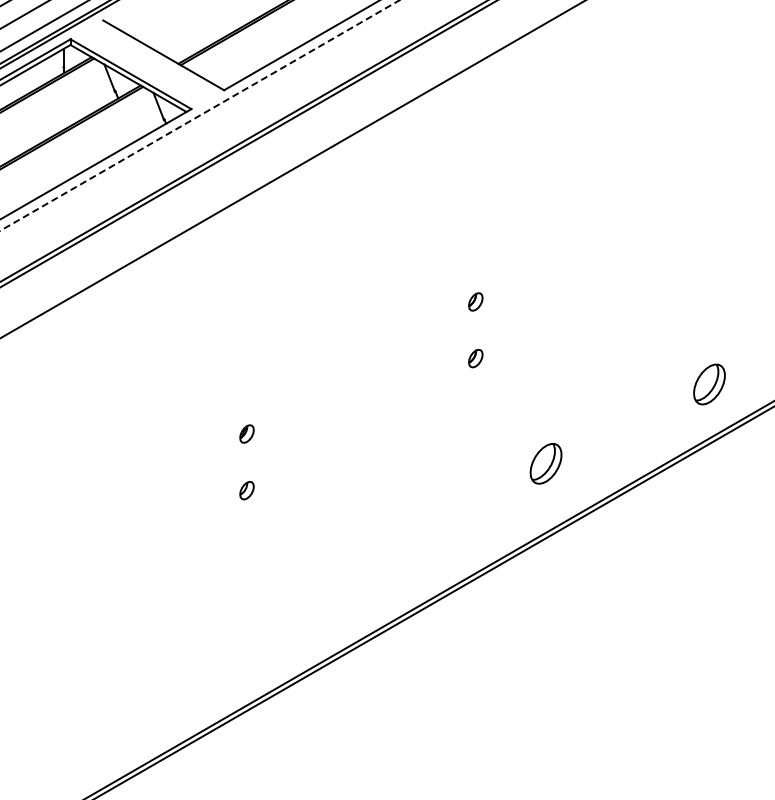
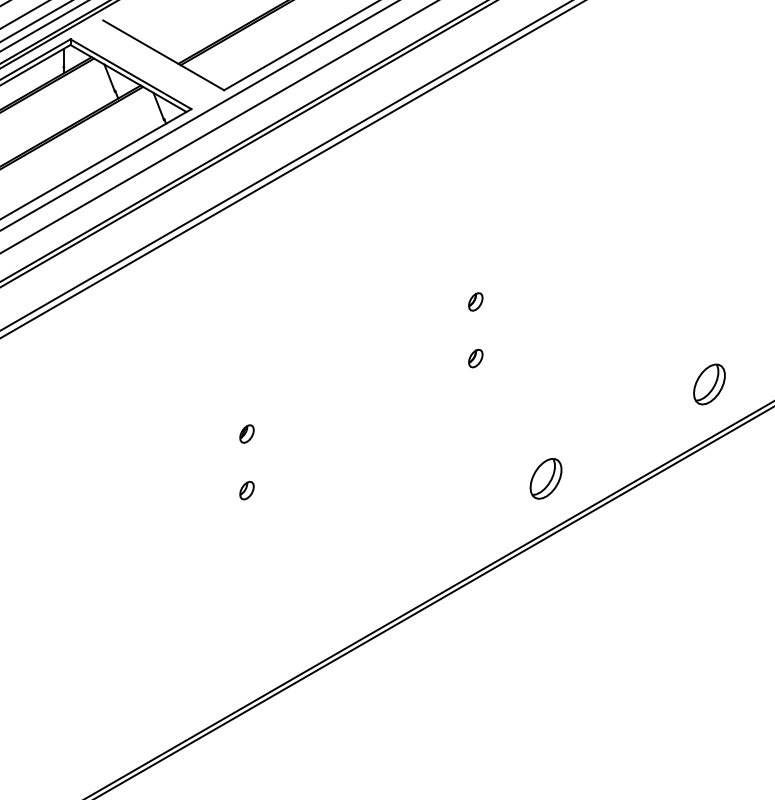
line: none -> present (35, 21)
line: dashed -> solid (200, 115)
line: none -> present (218, 127)
line: none -> present (285, 165)
part position: (545, 463) -> (545, 478) (545, 478)
